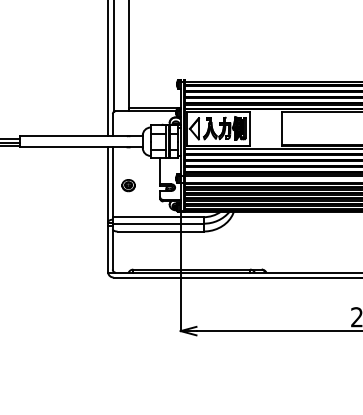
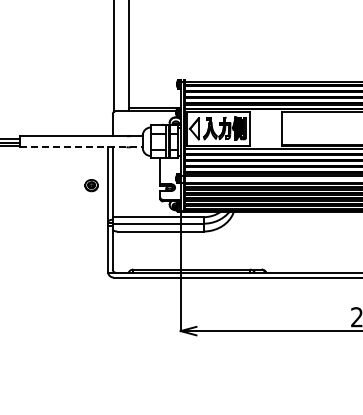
line: present -> none (108, 69)
line: solid -> dashed (82, 147)
part position: (128, 185) -> (91, 185) (91, 185)
